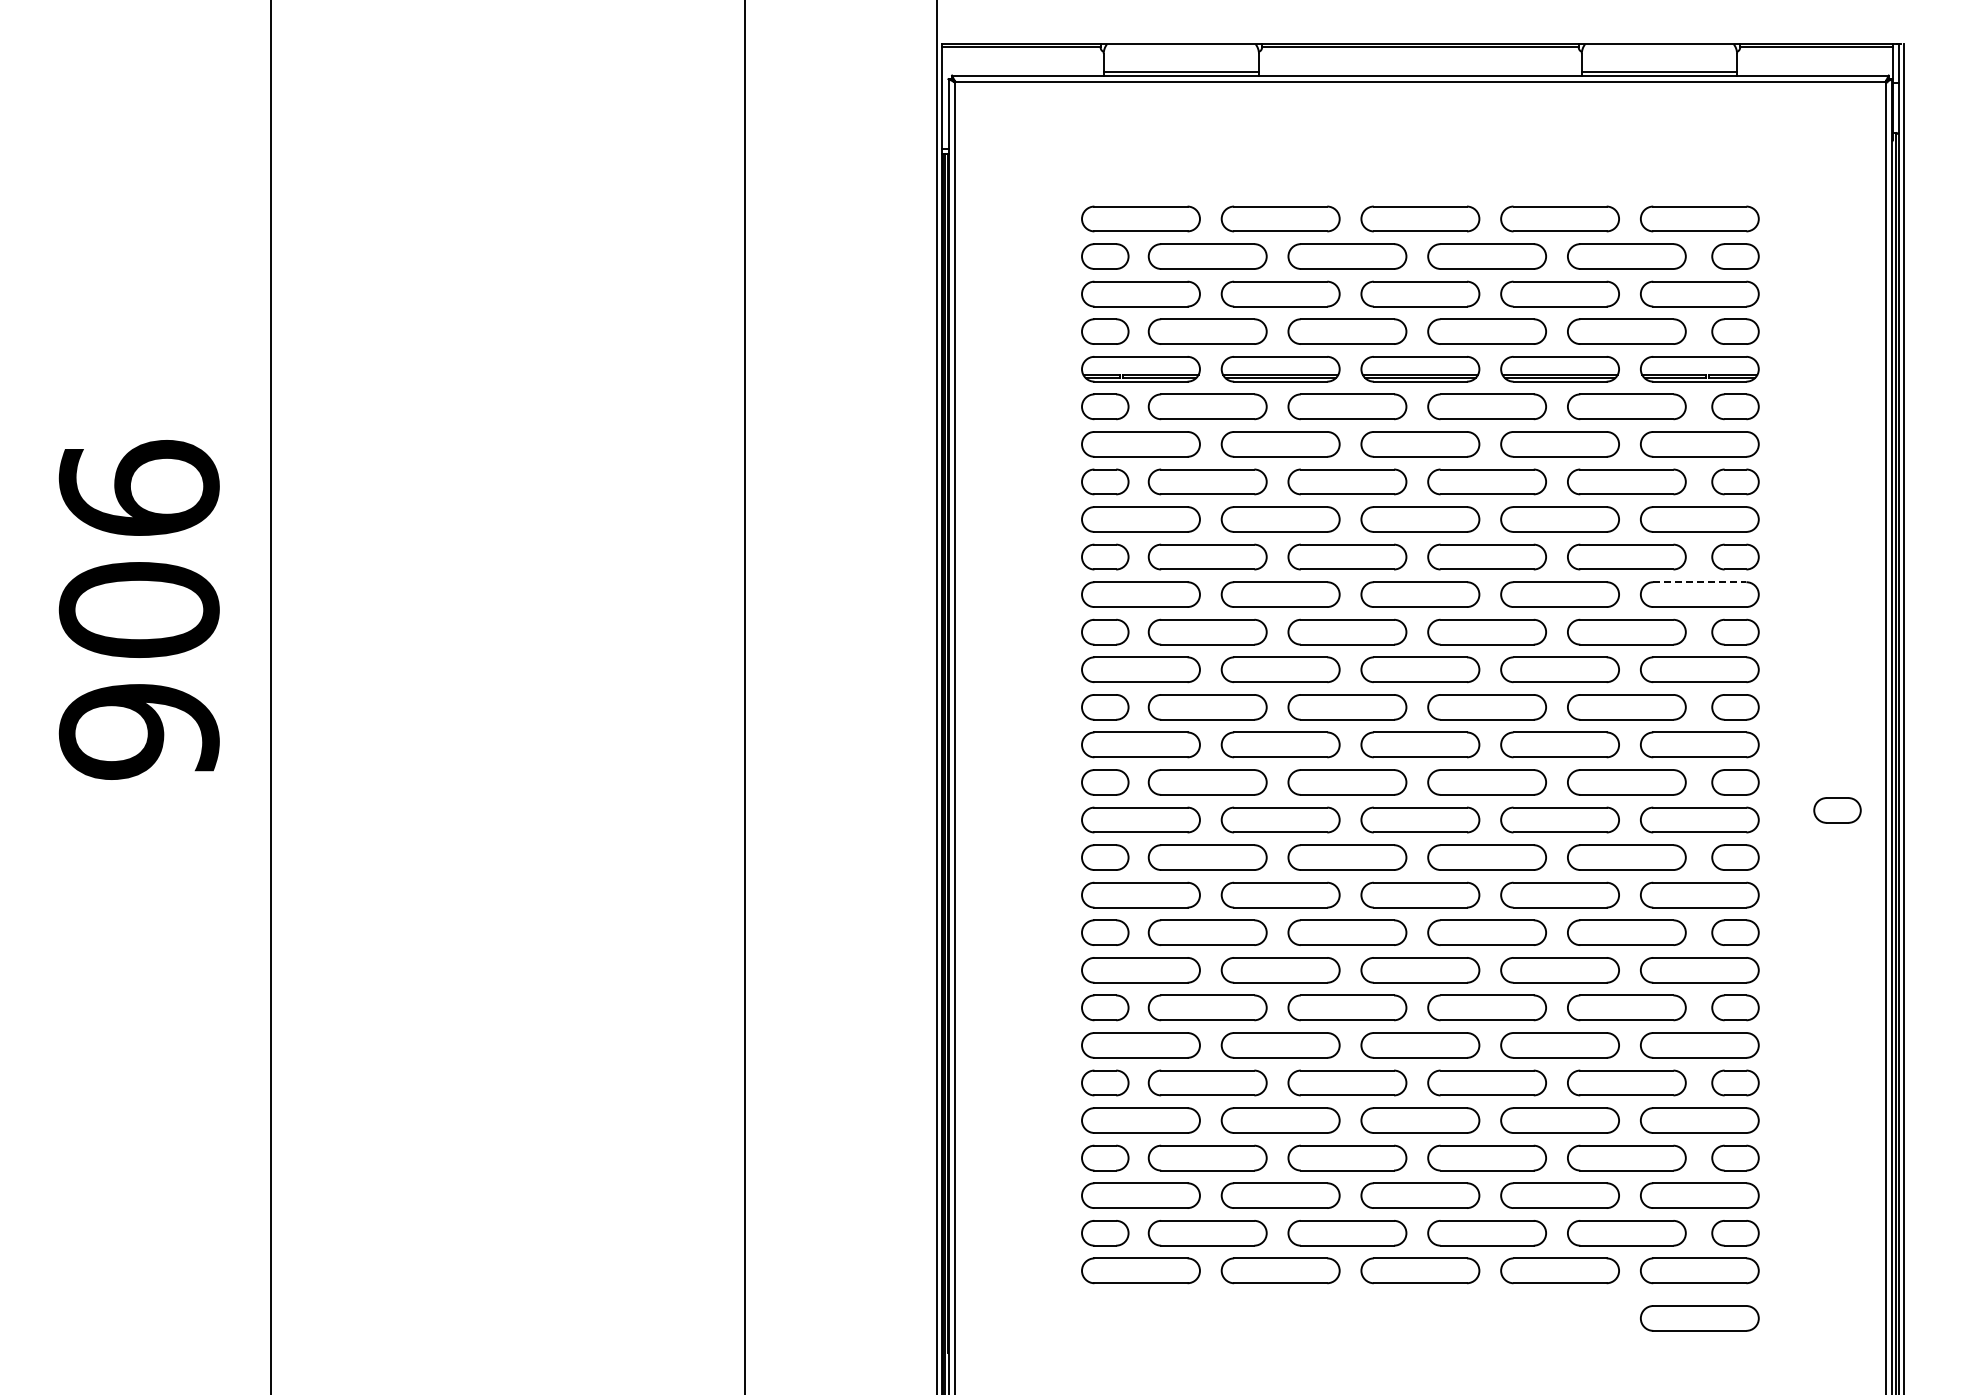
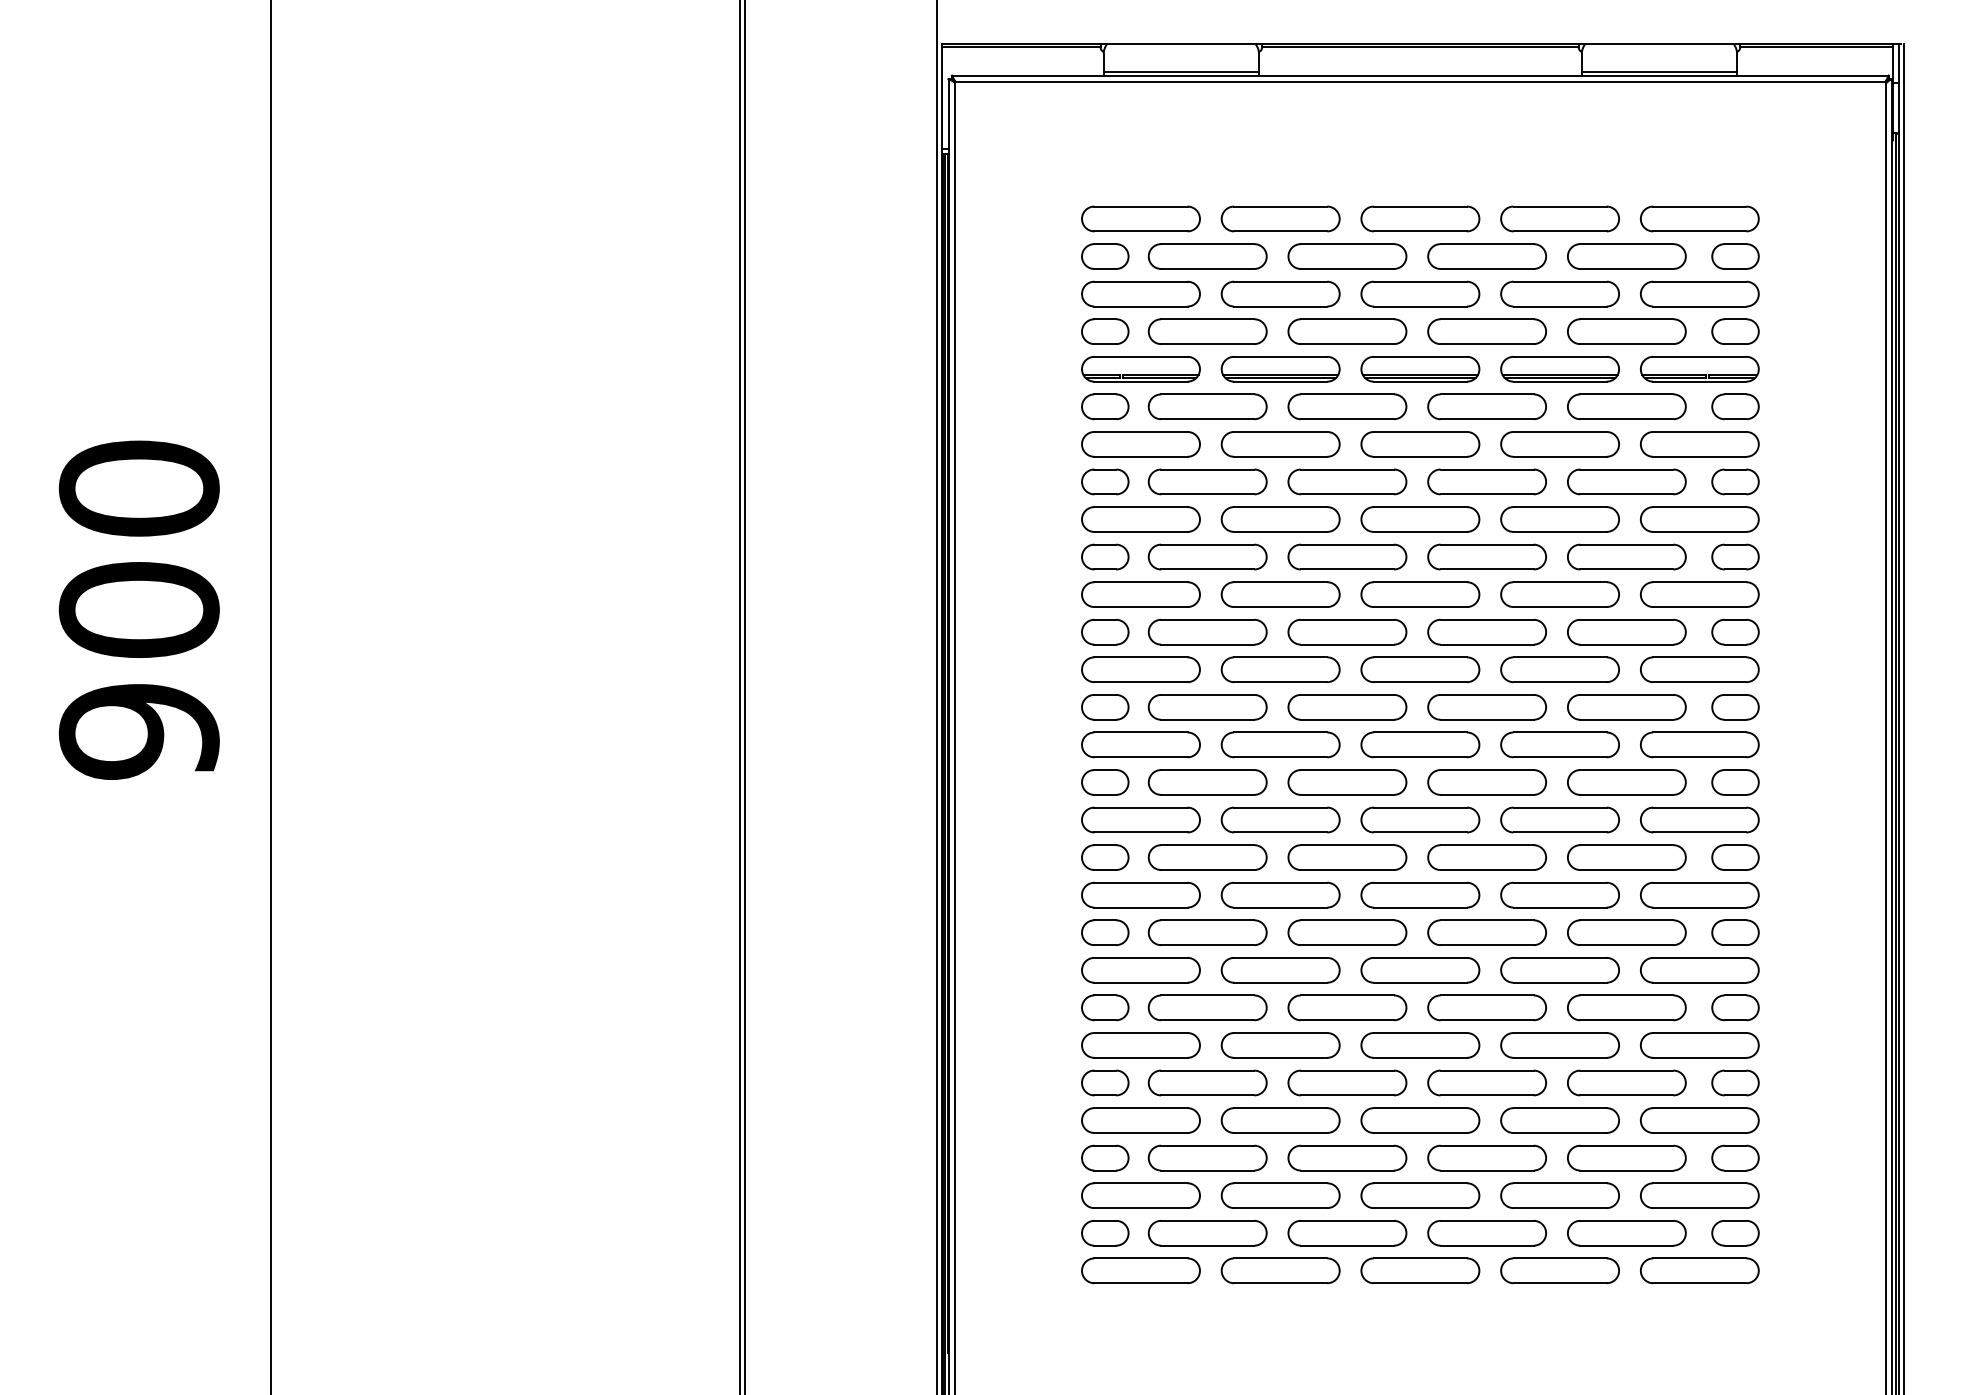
text: 906 -> 900 (138, 488)
line: dashed -> solid (1699, 582)
line: none -> present (740, 696)
part: present -> none (1837, 810)
part: present -> none (1699, 1318)
